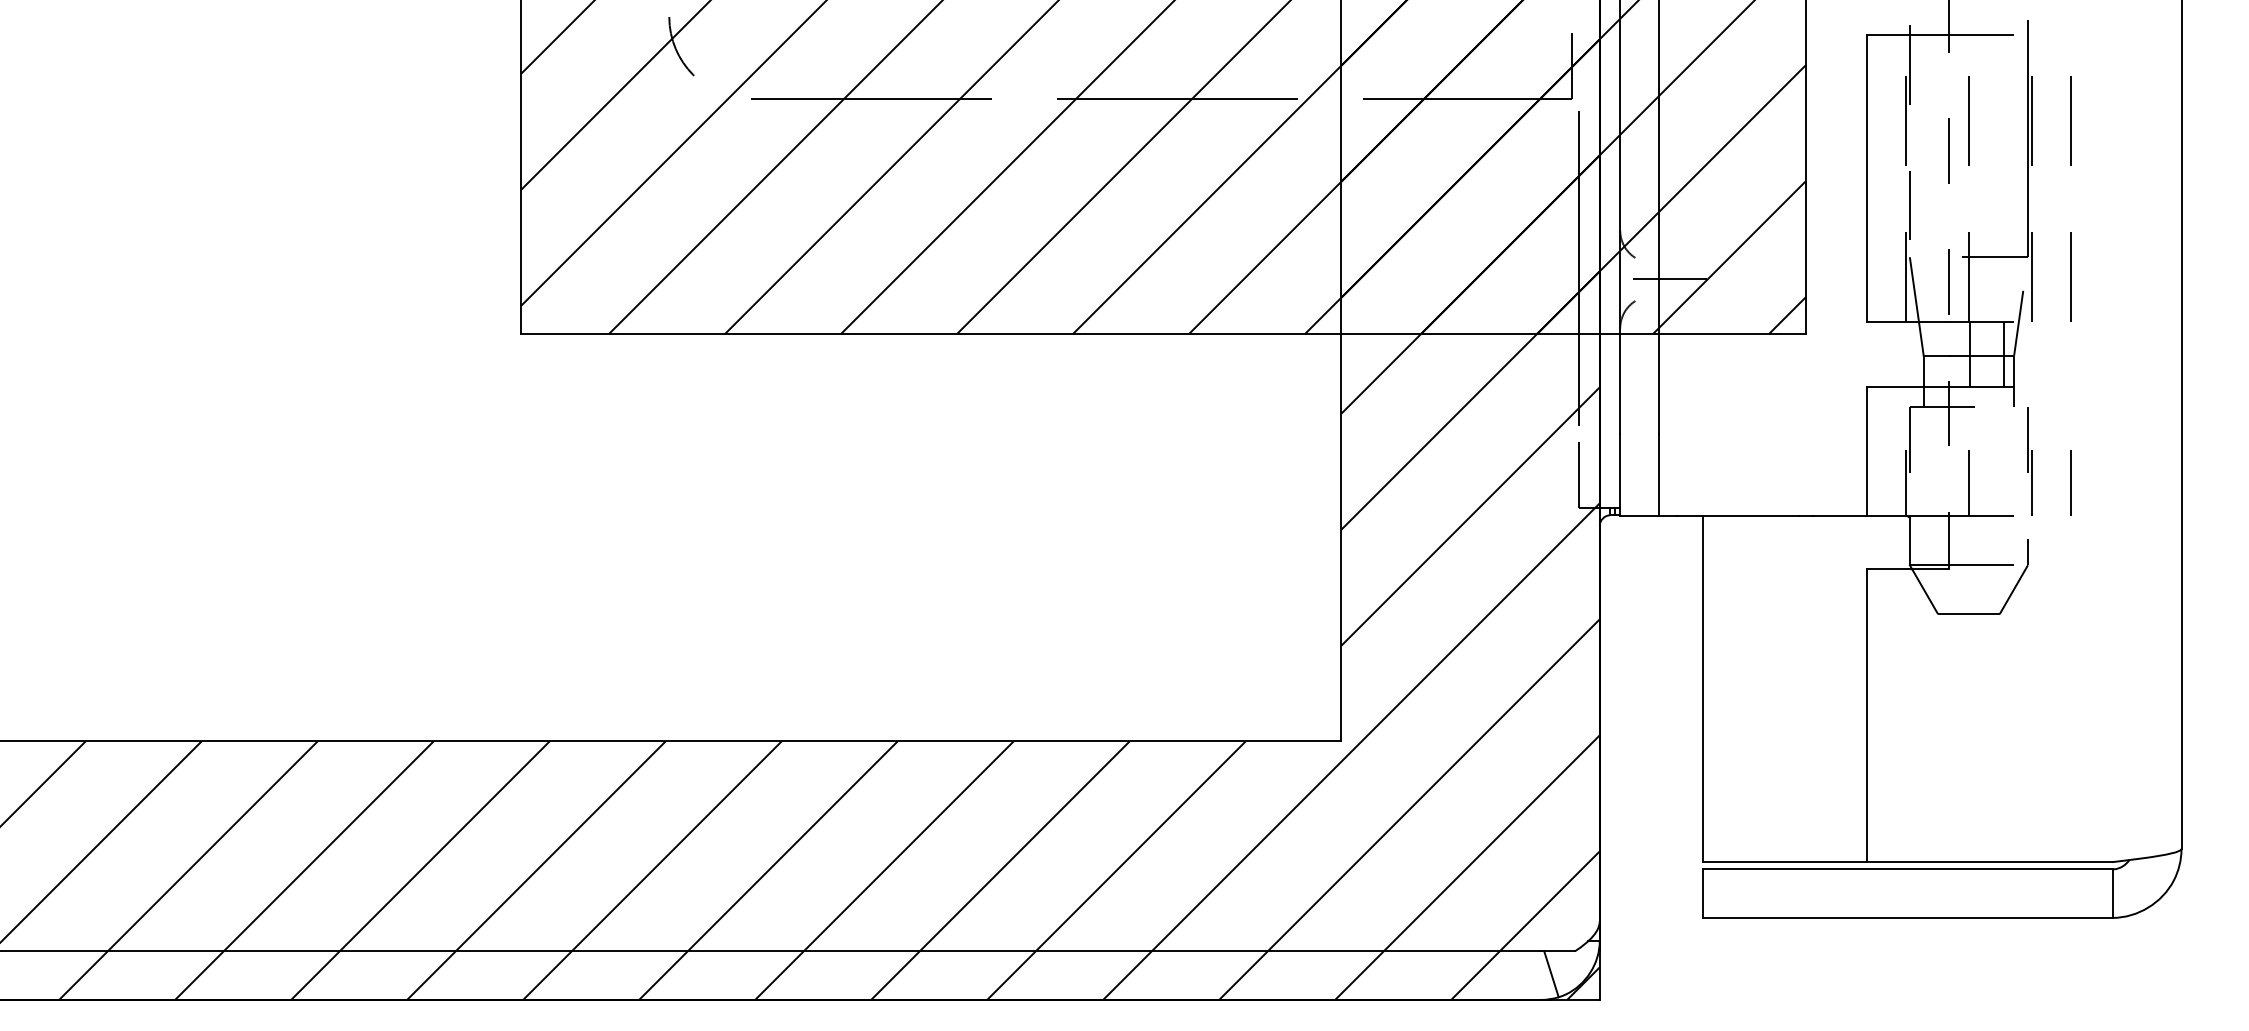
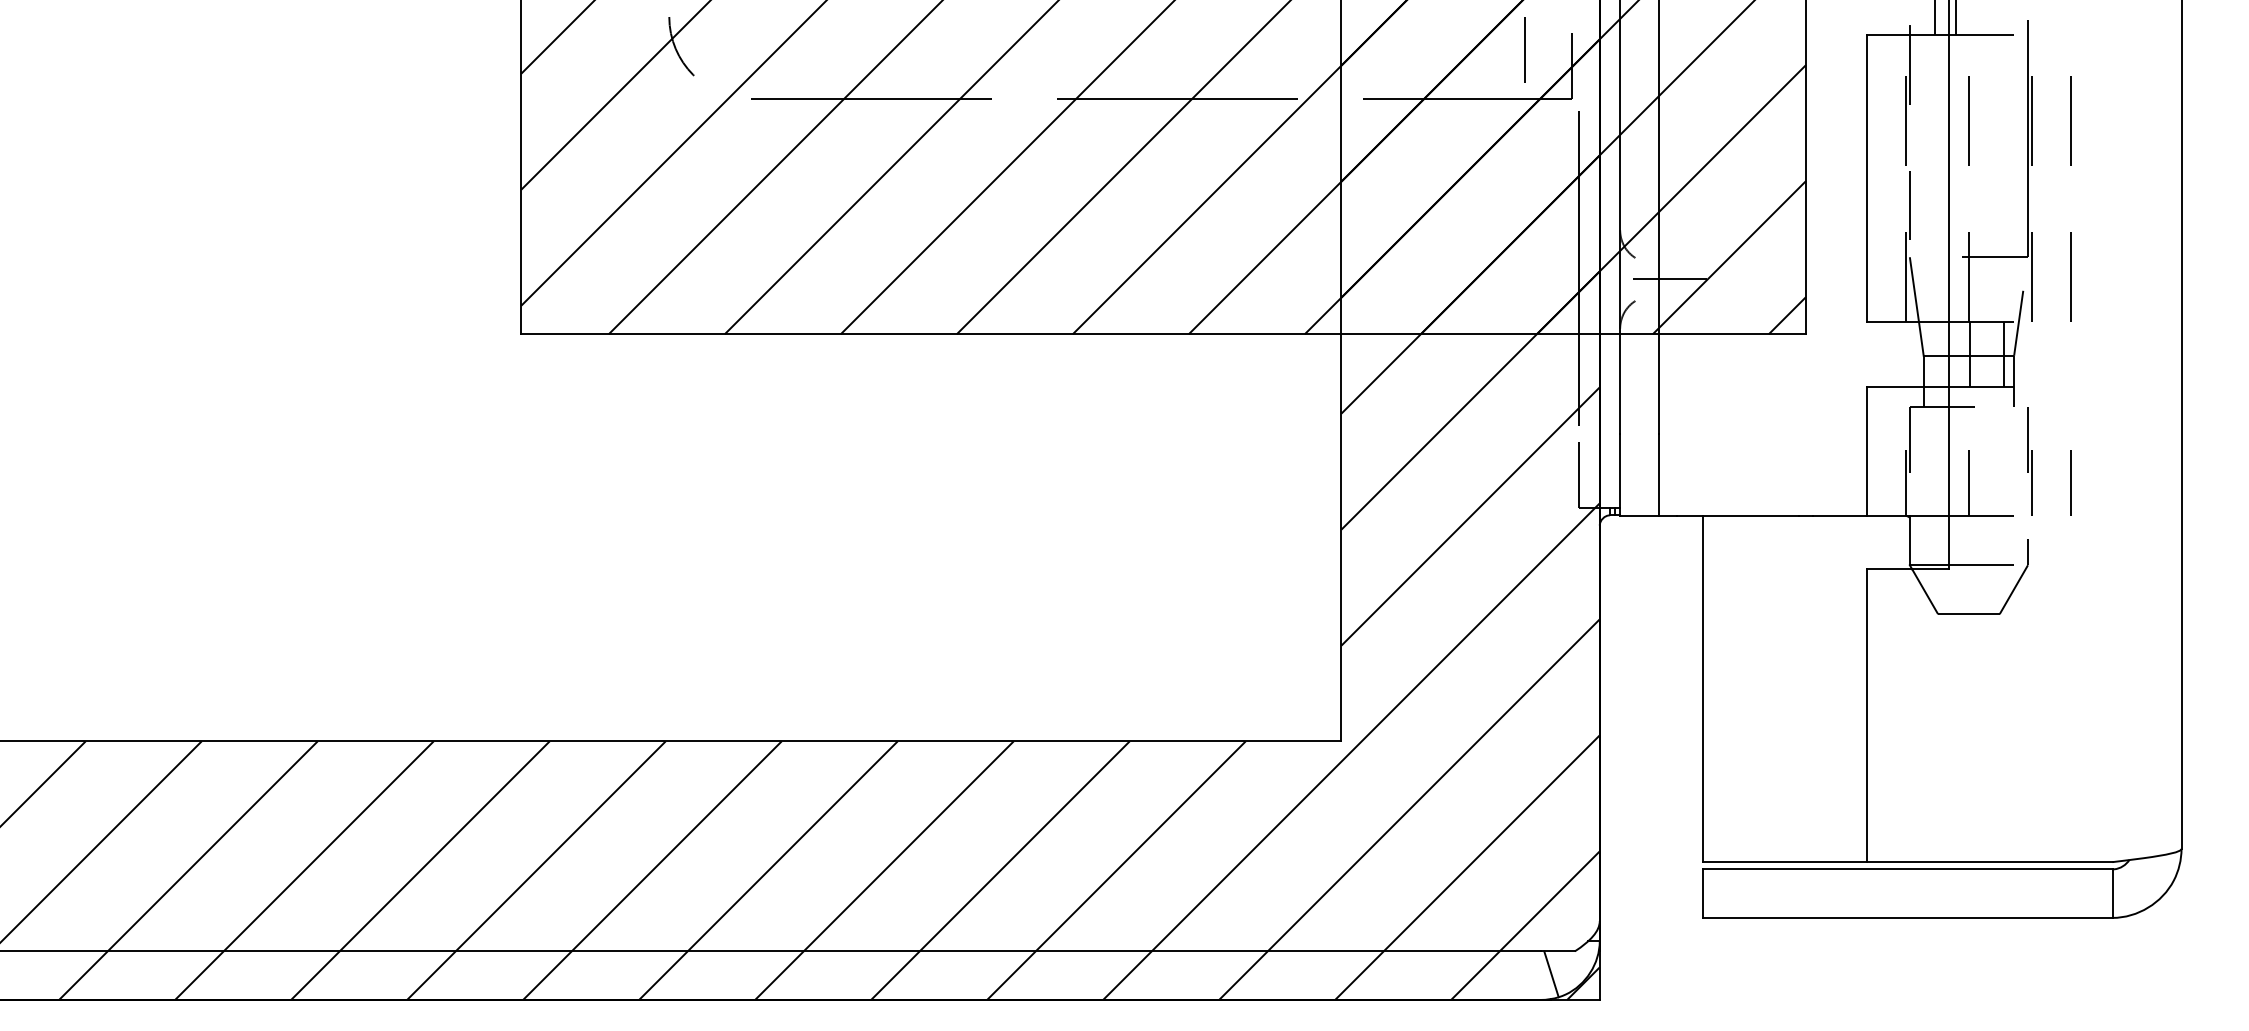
line: none -> present (1934, 18)
line: none -> present (1955, 18)
line: none -> present (1524, 49)
line: dashed -> solid (1948, 285)
